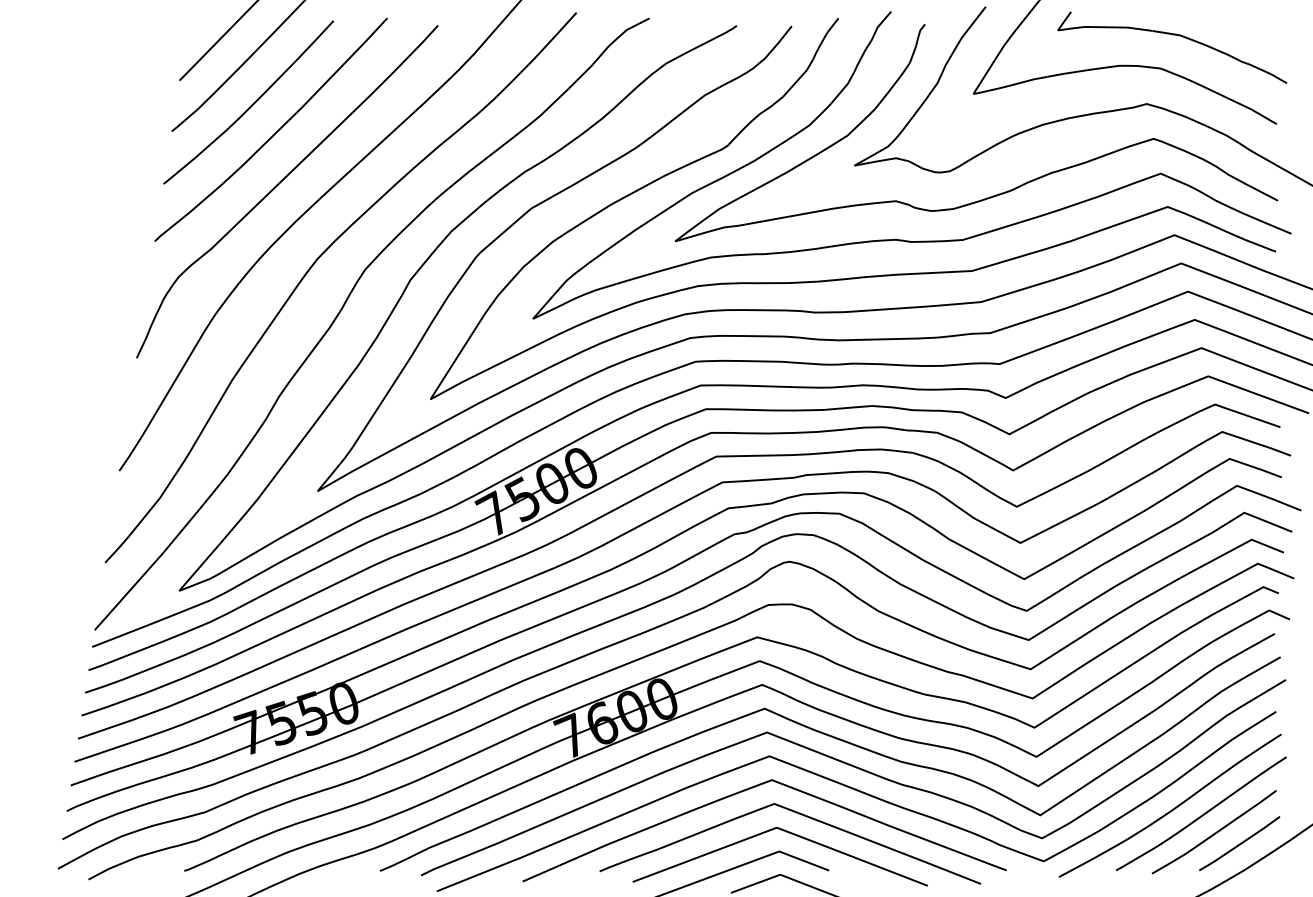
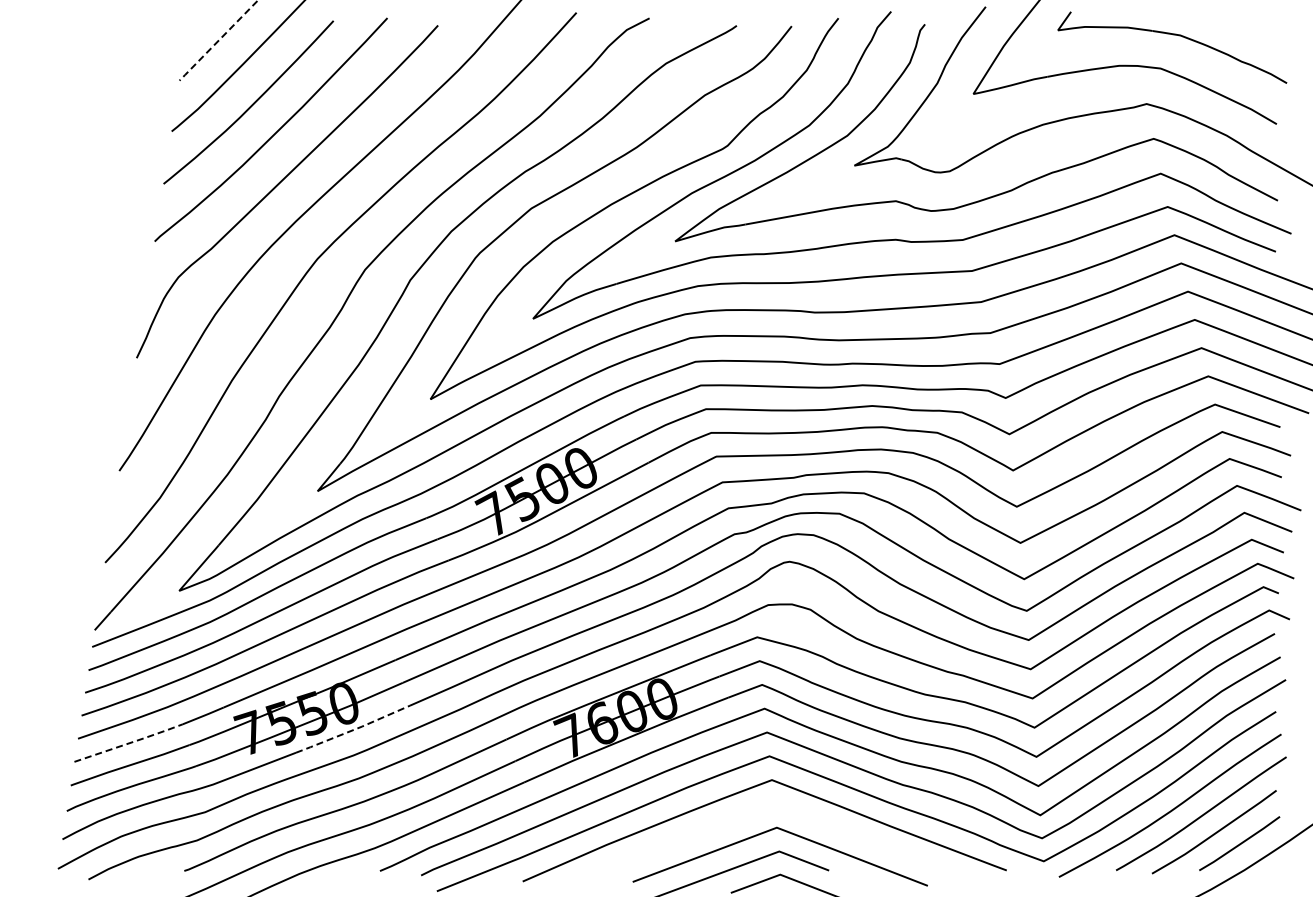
line: solid -> dashed (217, 41)
line: solid -> dashed (353, 729)
line: solid -> dashed (129, 743)
curve: present -> none (798, 814)
